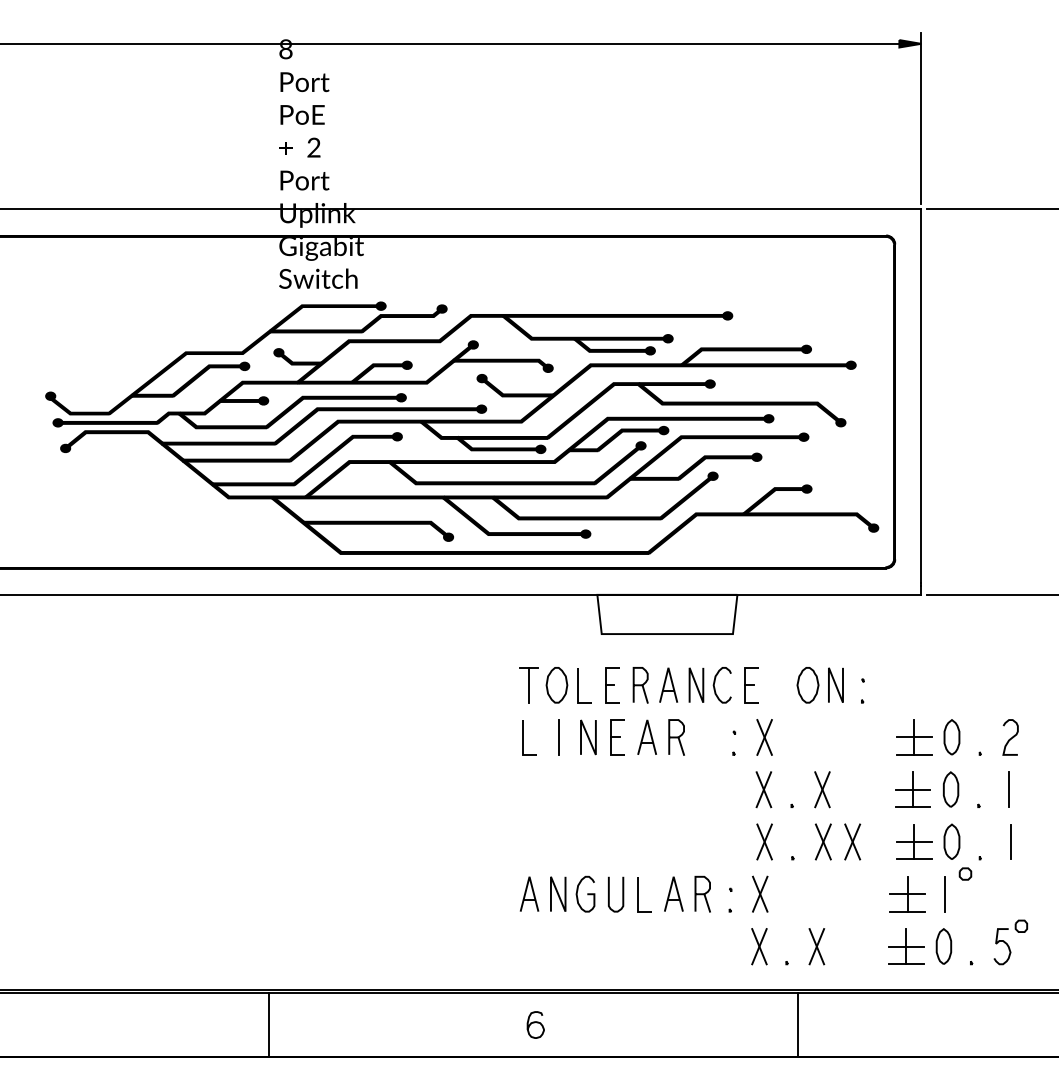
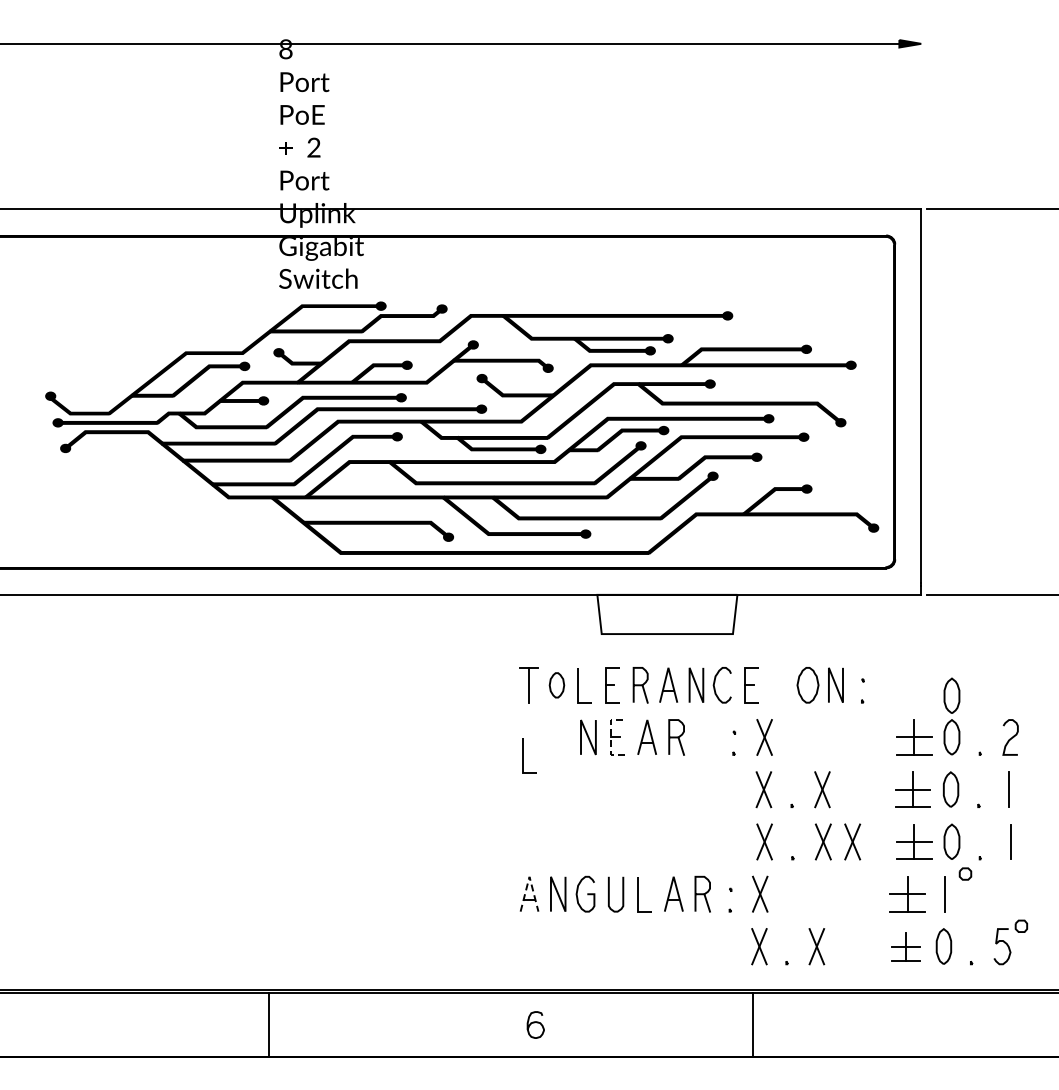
line: present -> none (921, 117)
part size: 24x37 px -> 18x27 px (556, 685)
part: none -> present (951, 695)
line: solid -> dashed (610, 736)
line position: (523, 737) -> (523, 755) (523, 755)
line: present -> none (559, 737)
line: solid -> dashed (529, 876)
part size: 37x37 px -> 30x30 px (905, 946)
line position: (798, 1024) -> (753, 1024) (753, 1024)
